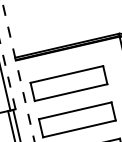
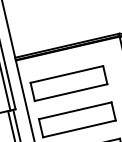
line: dashed -> solid (18, 70)
line: dashed -> solid (7, 75)
